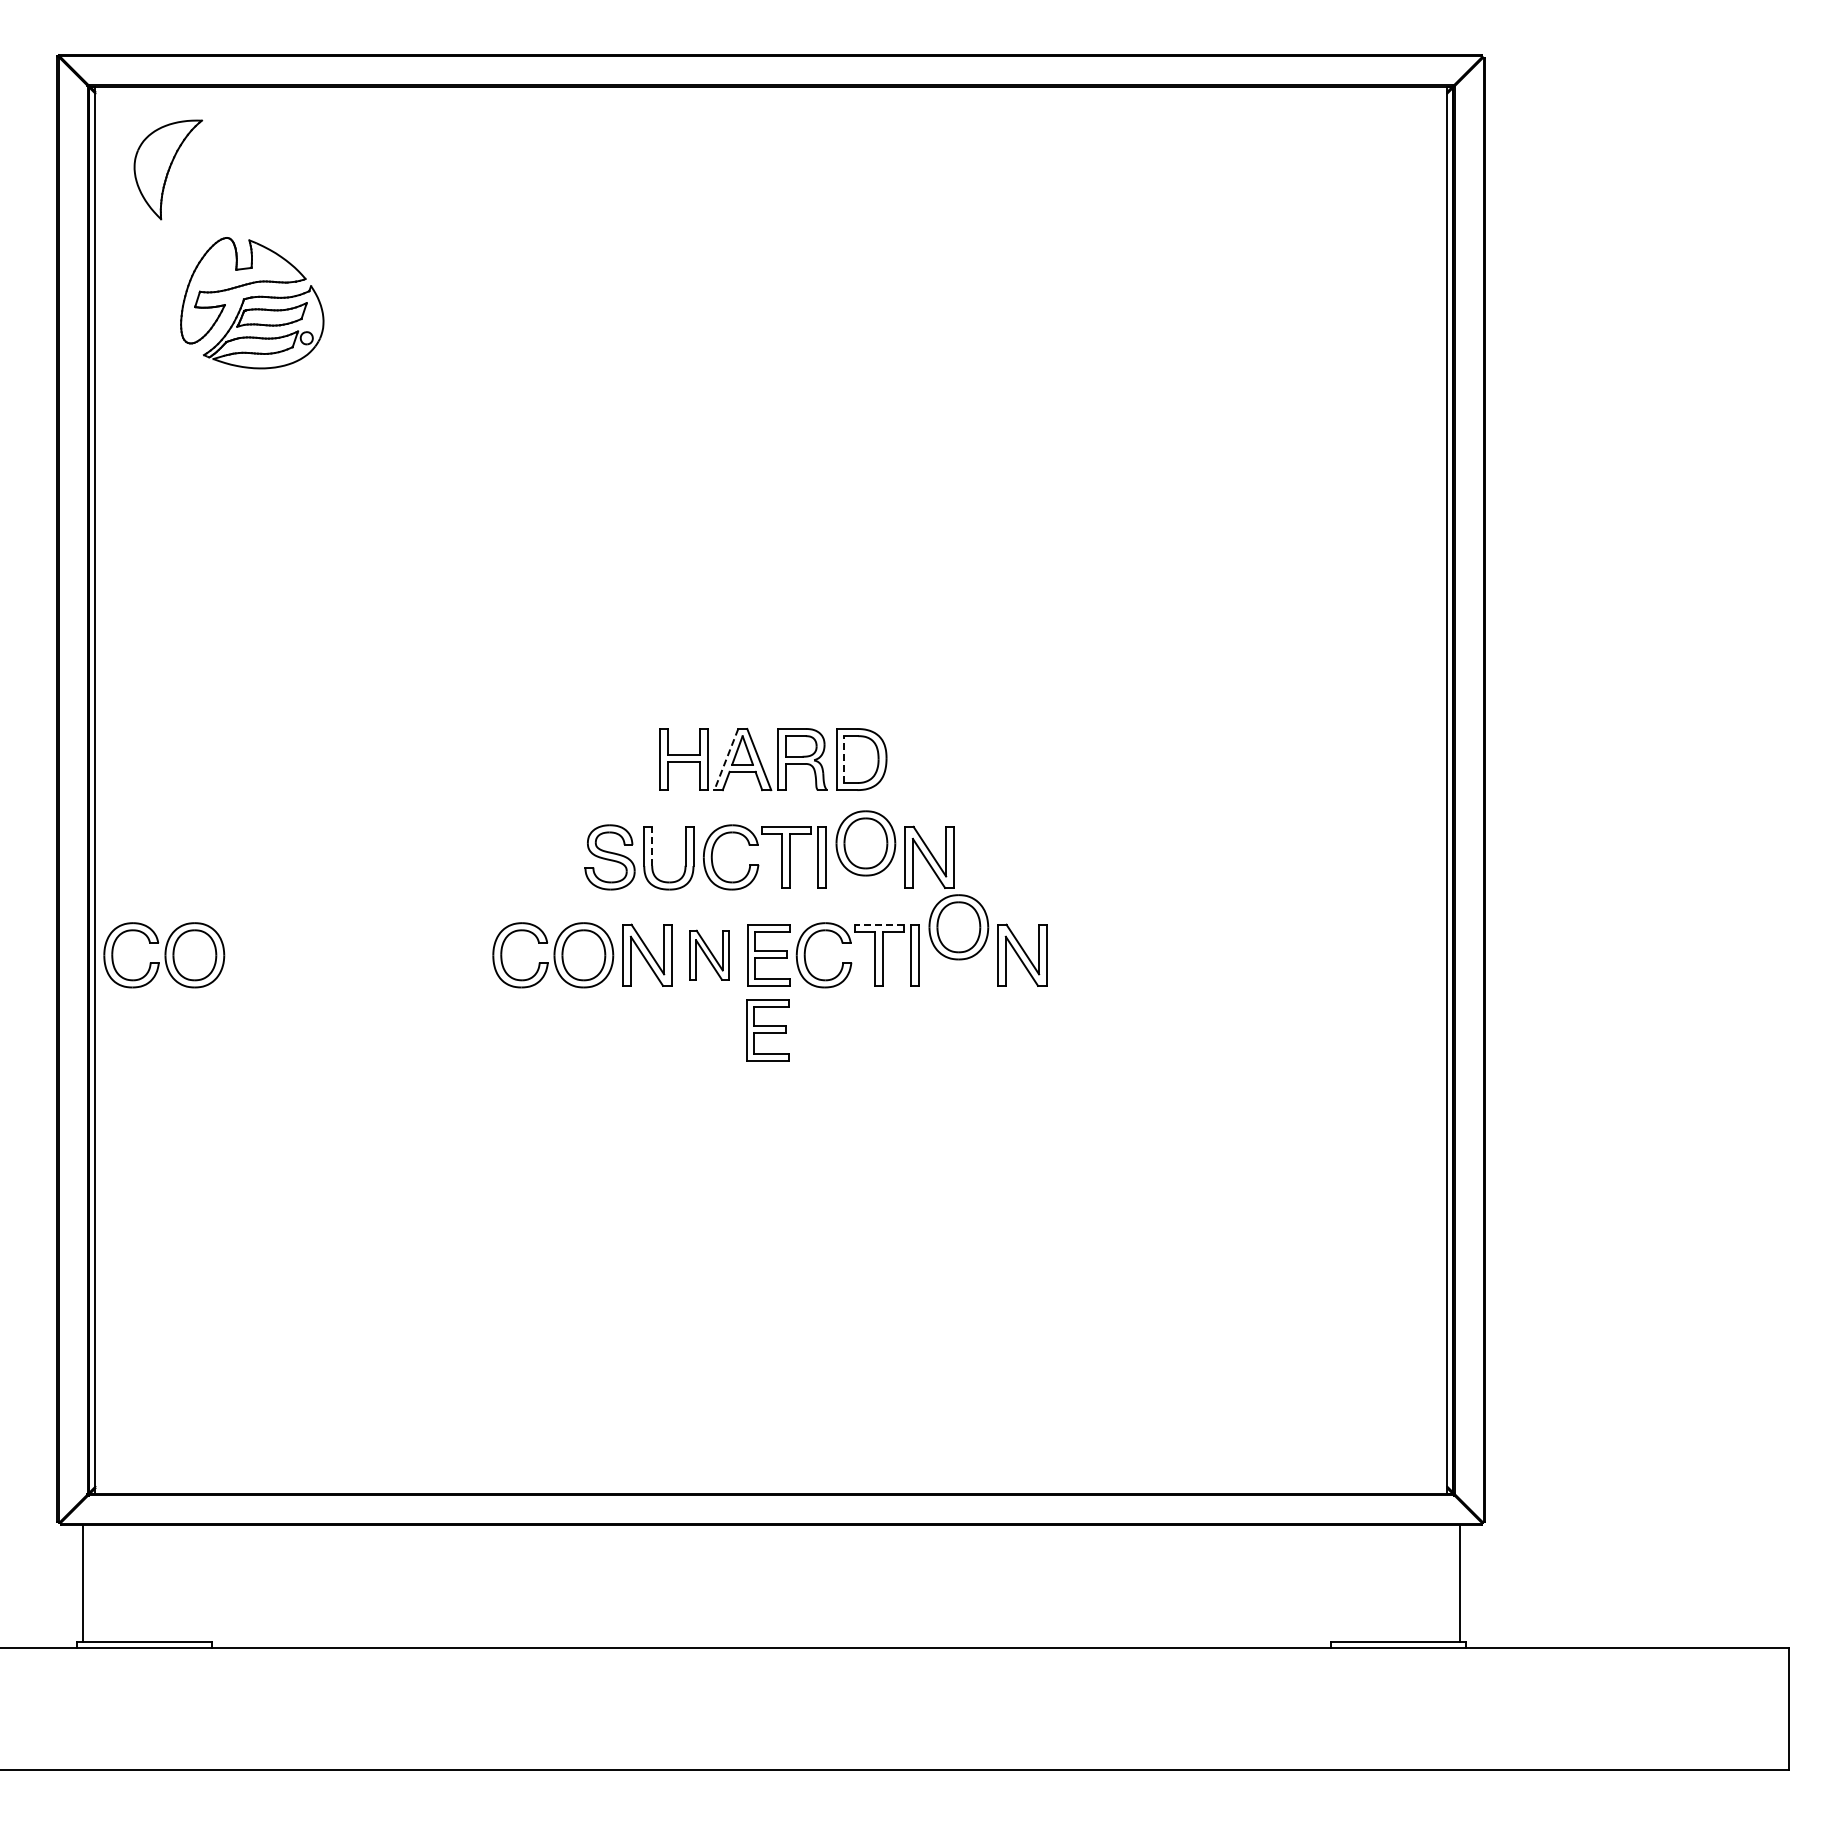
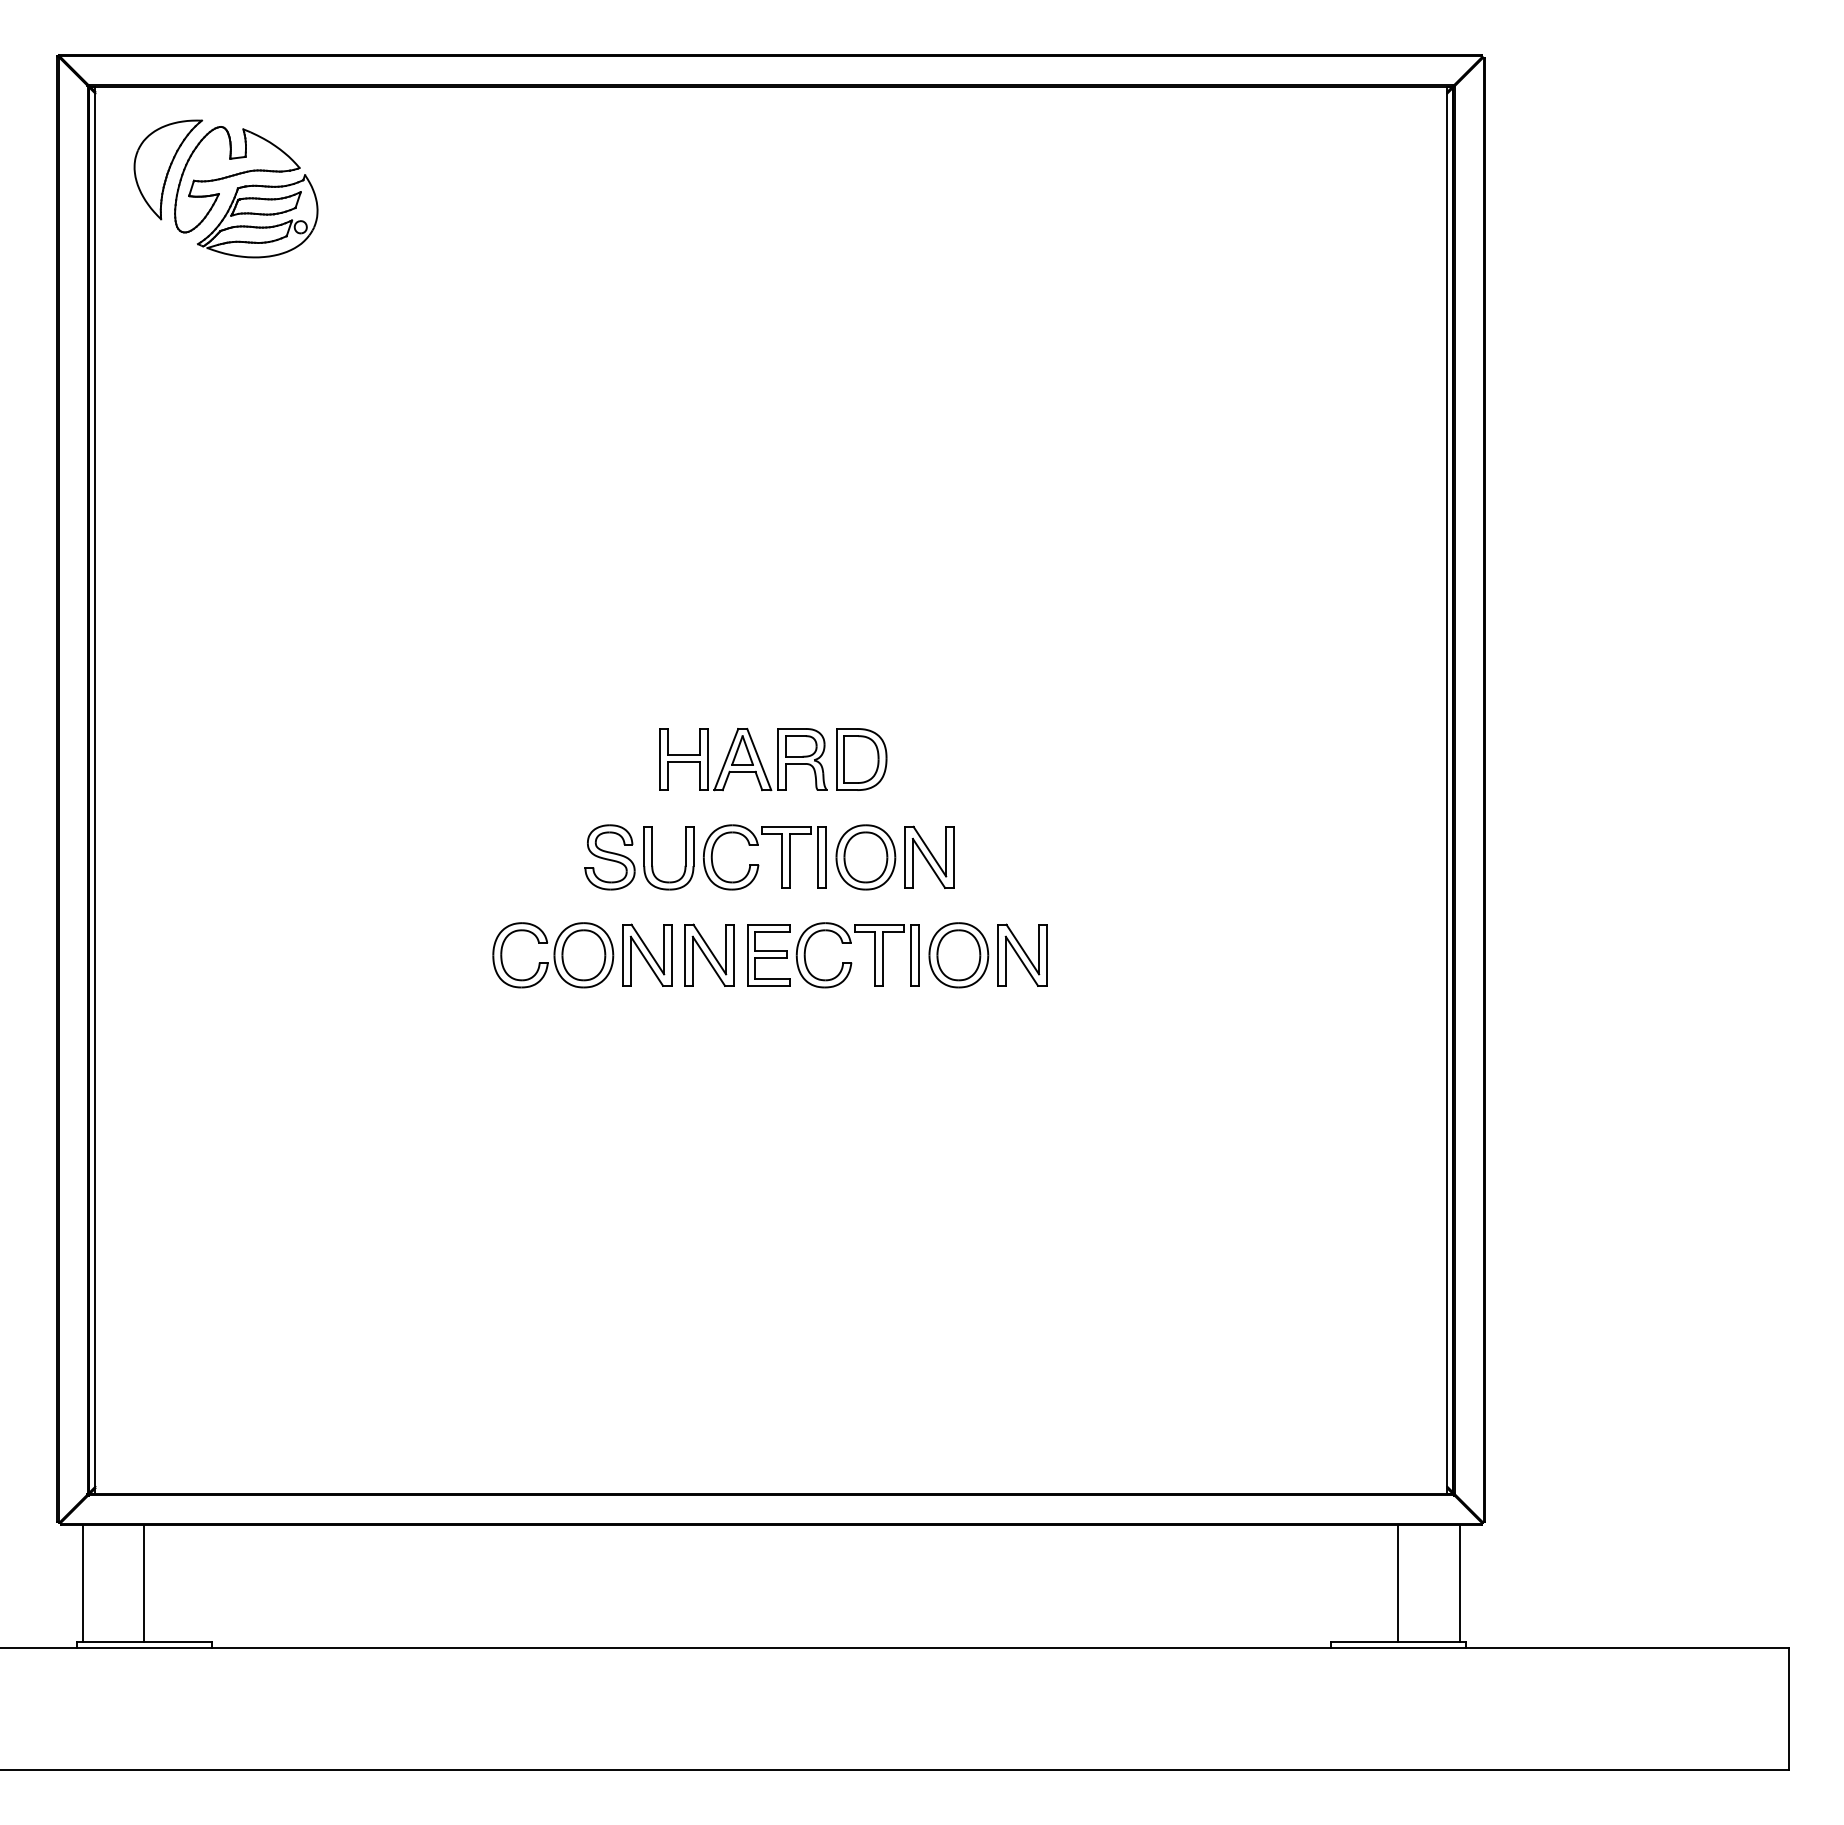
part position: (252, 303) -> (246, 192) (246, 192)
line: dashed -> solid (726, 759)
line: dashed -> solid (844, 759)
part position: (865, 843) -> (865, 857) (865, 857)
line: dashed -> solid (652, 845)
line: dashed -> solid (878, 924)
part position: (958, 927) -> (958, 955) (958, 955)
part size: 41x52 px -> 51x64 px (709, 954)
part: present -> none (164, 955)
part: present -> none (767, 1030)
line: none -> present (144, 1583)
line: none -> present (1398, 1583)
